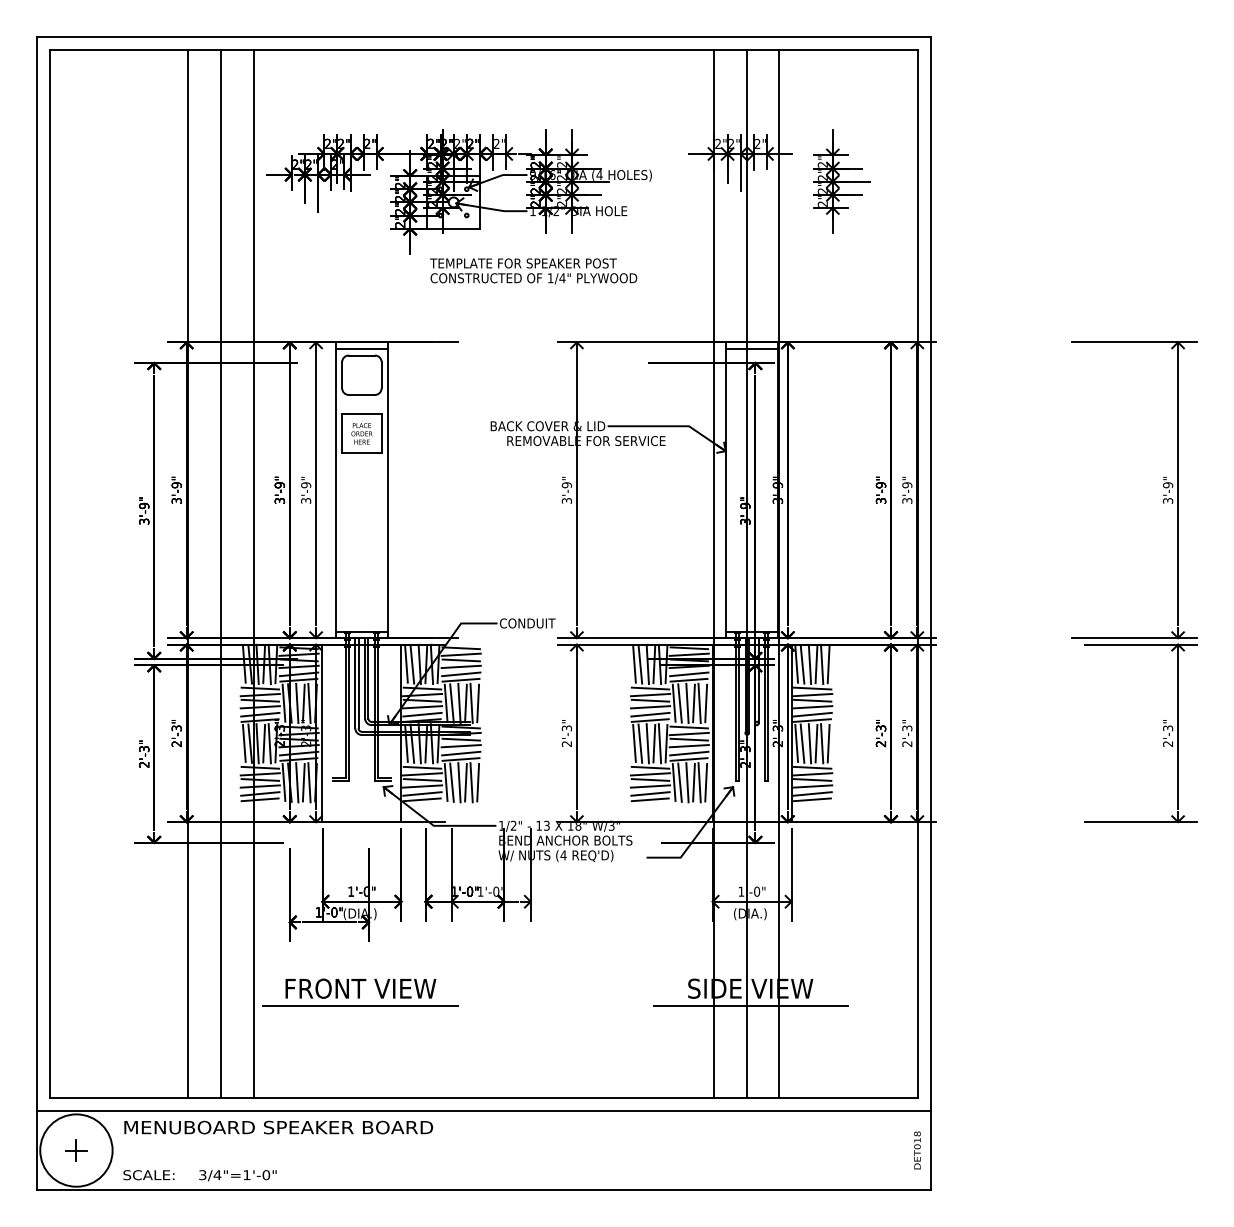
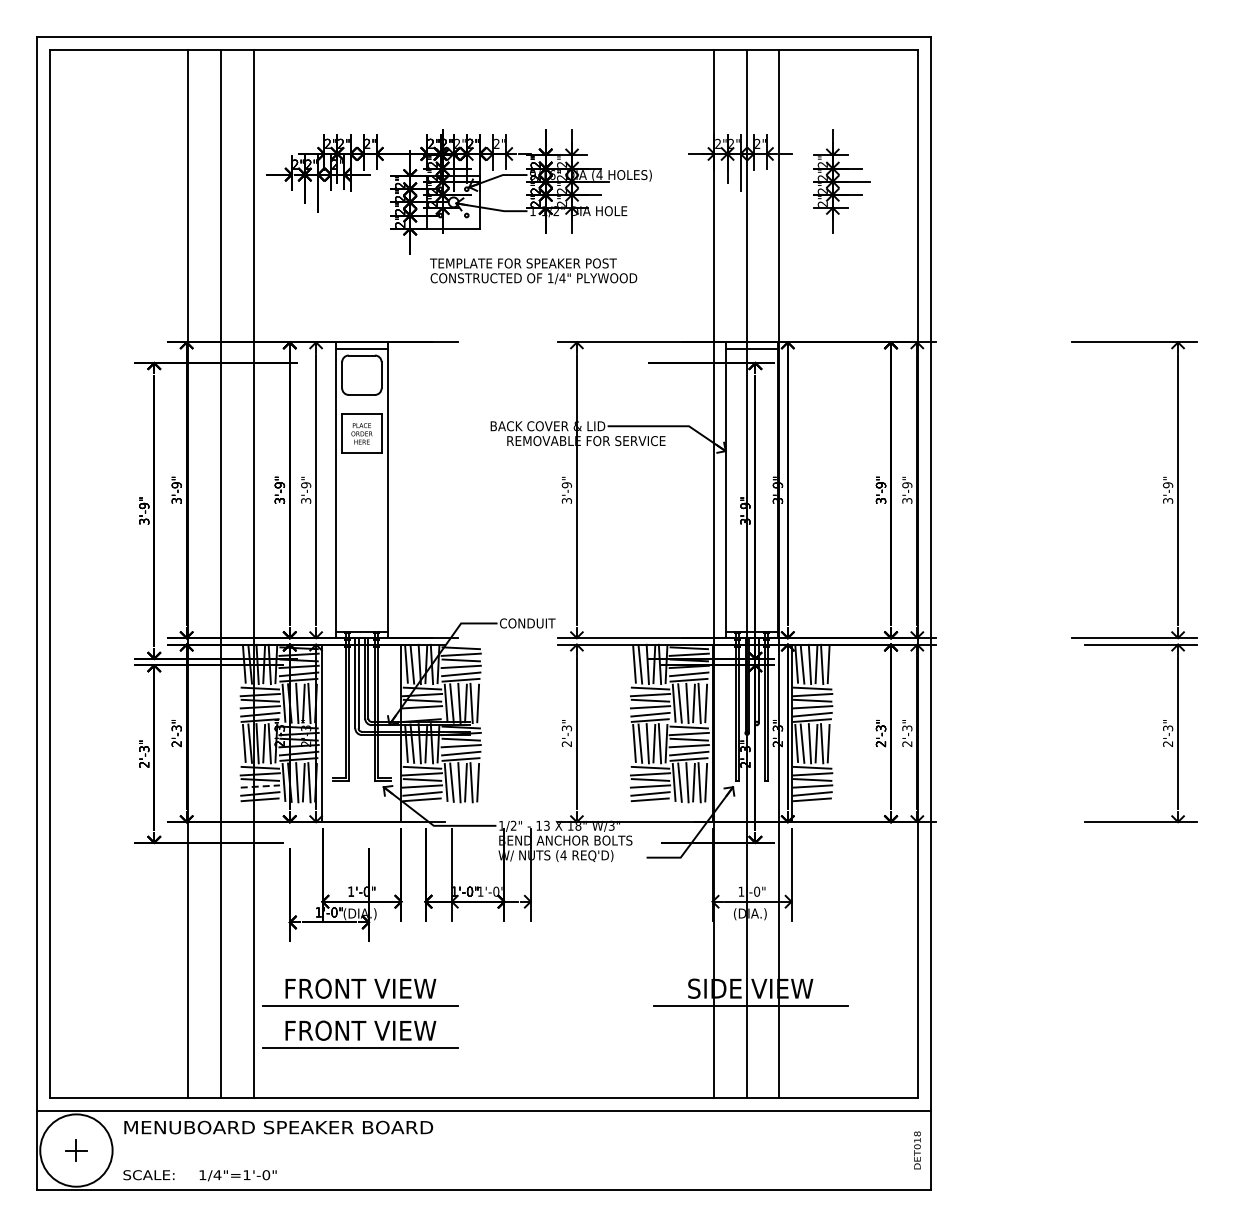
line: present -> none (422, 714)
line: solid -> dashed (260, 786)
part: none -> present (360, 1034)
text: 3/4"=1'-0" -> 1/4"=1'-0" (202, 1175)
